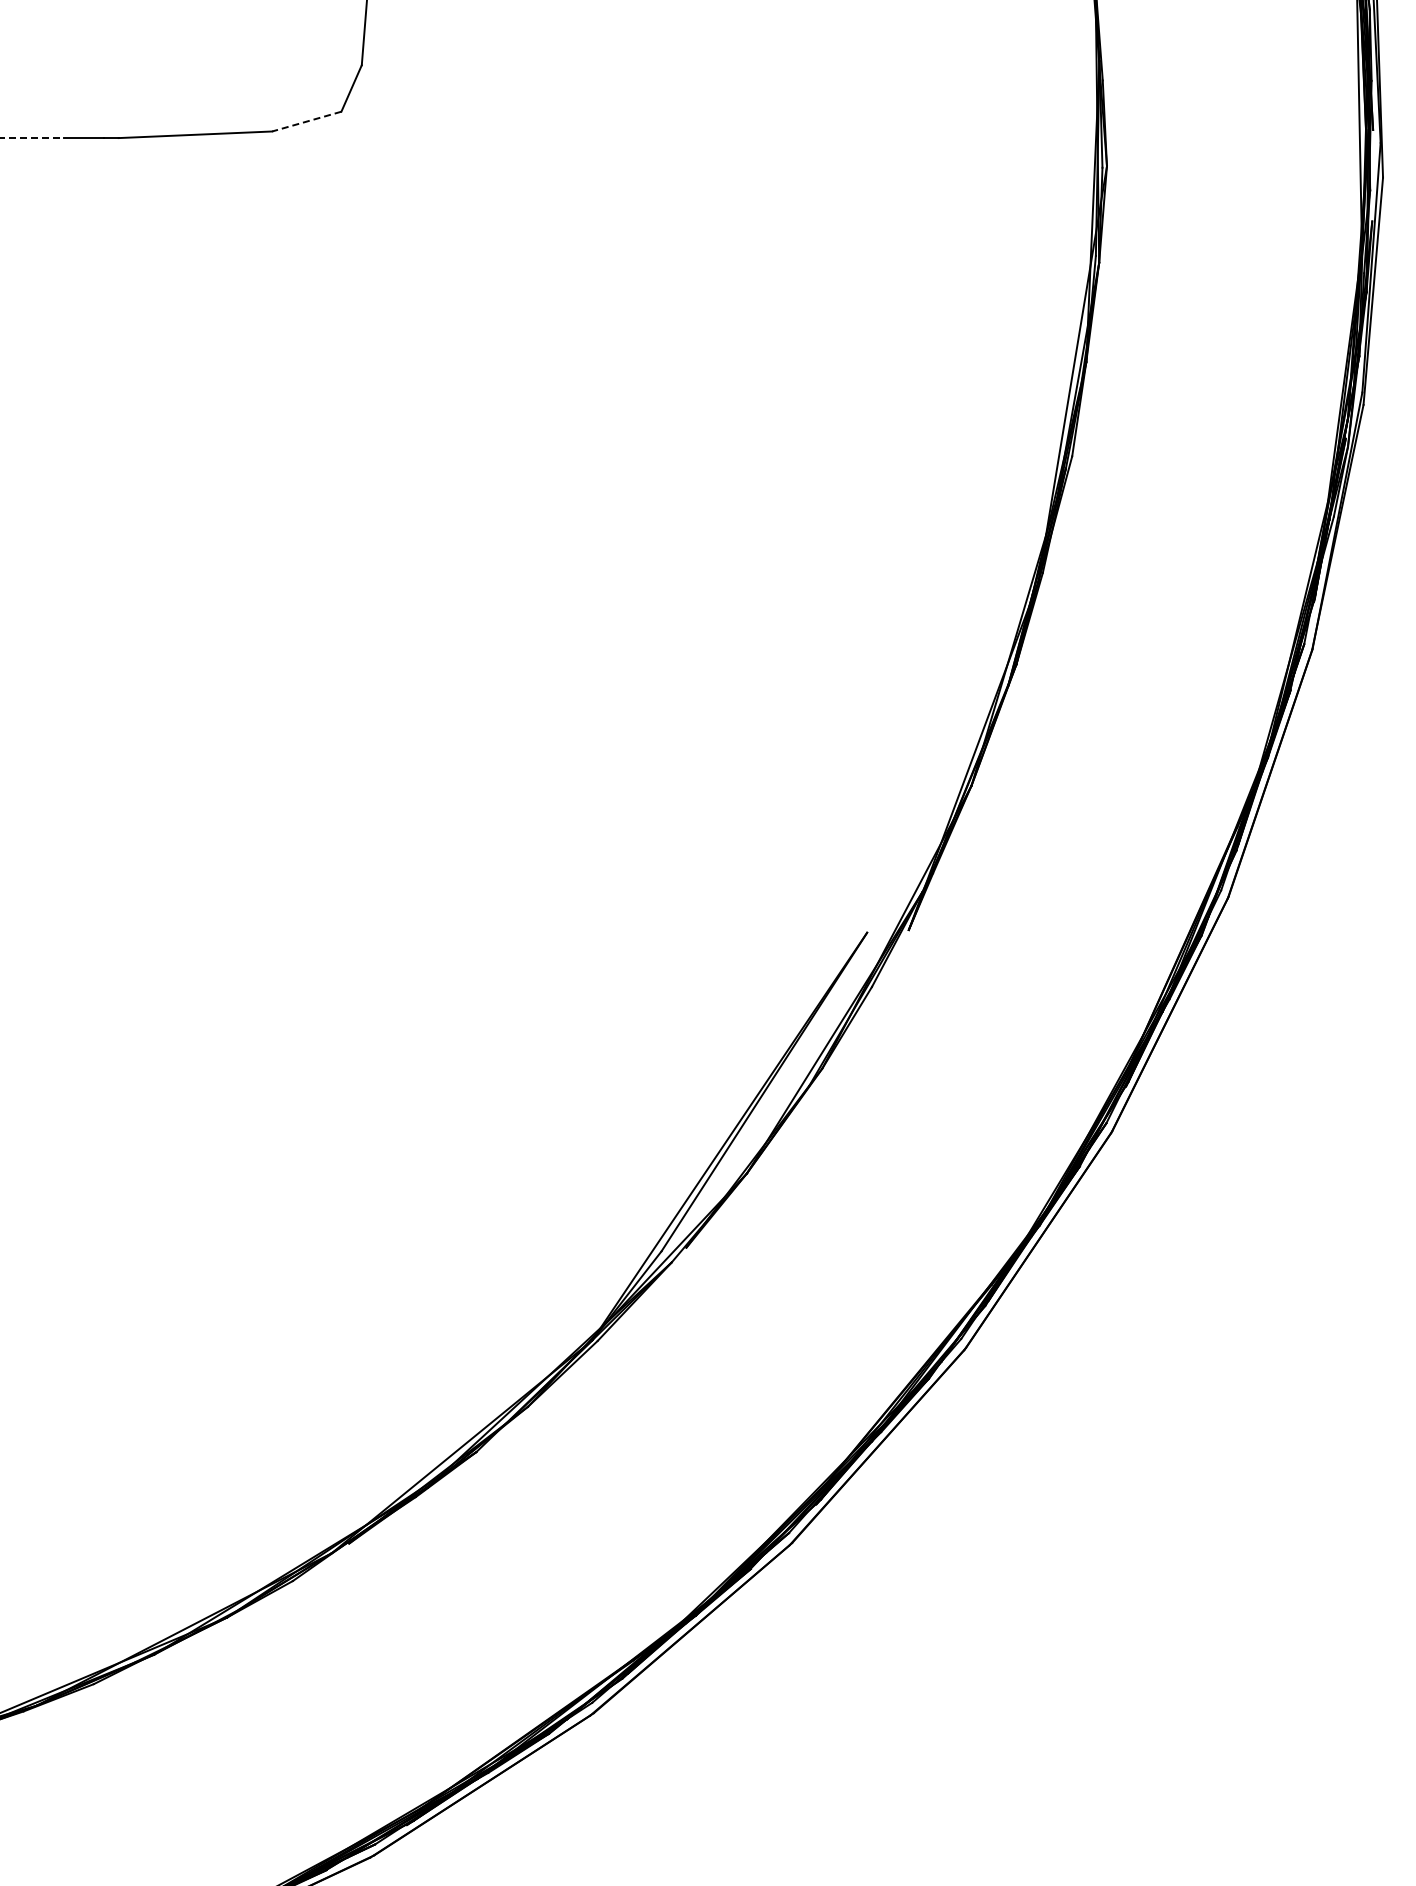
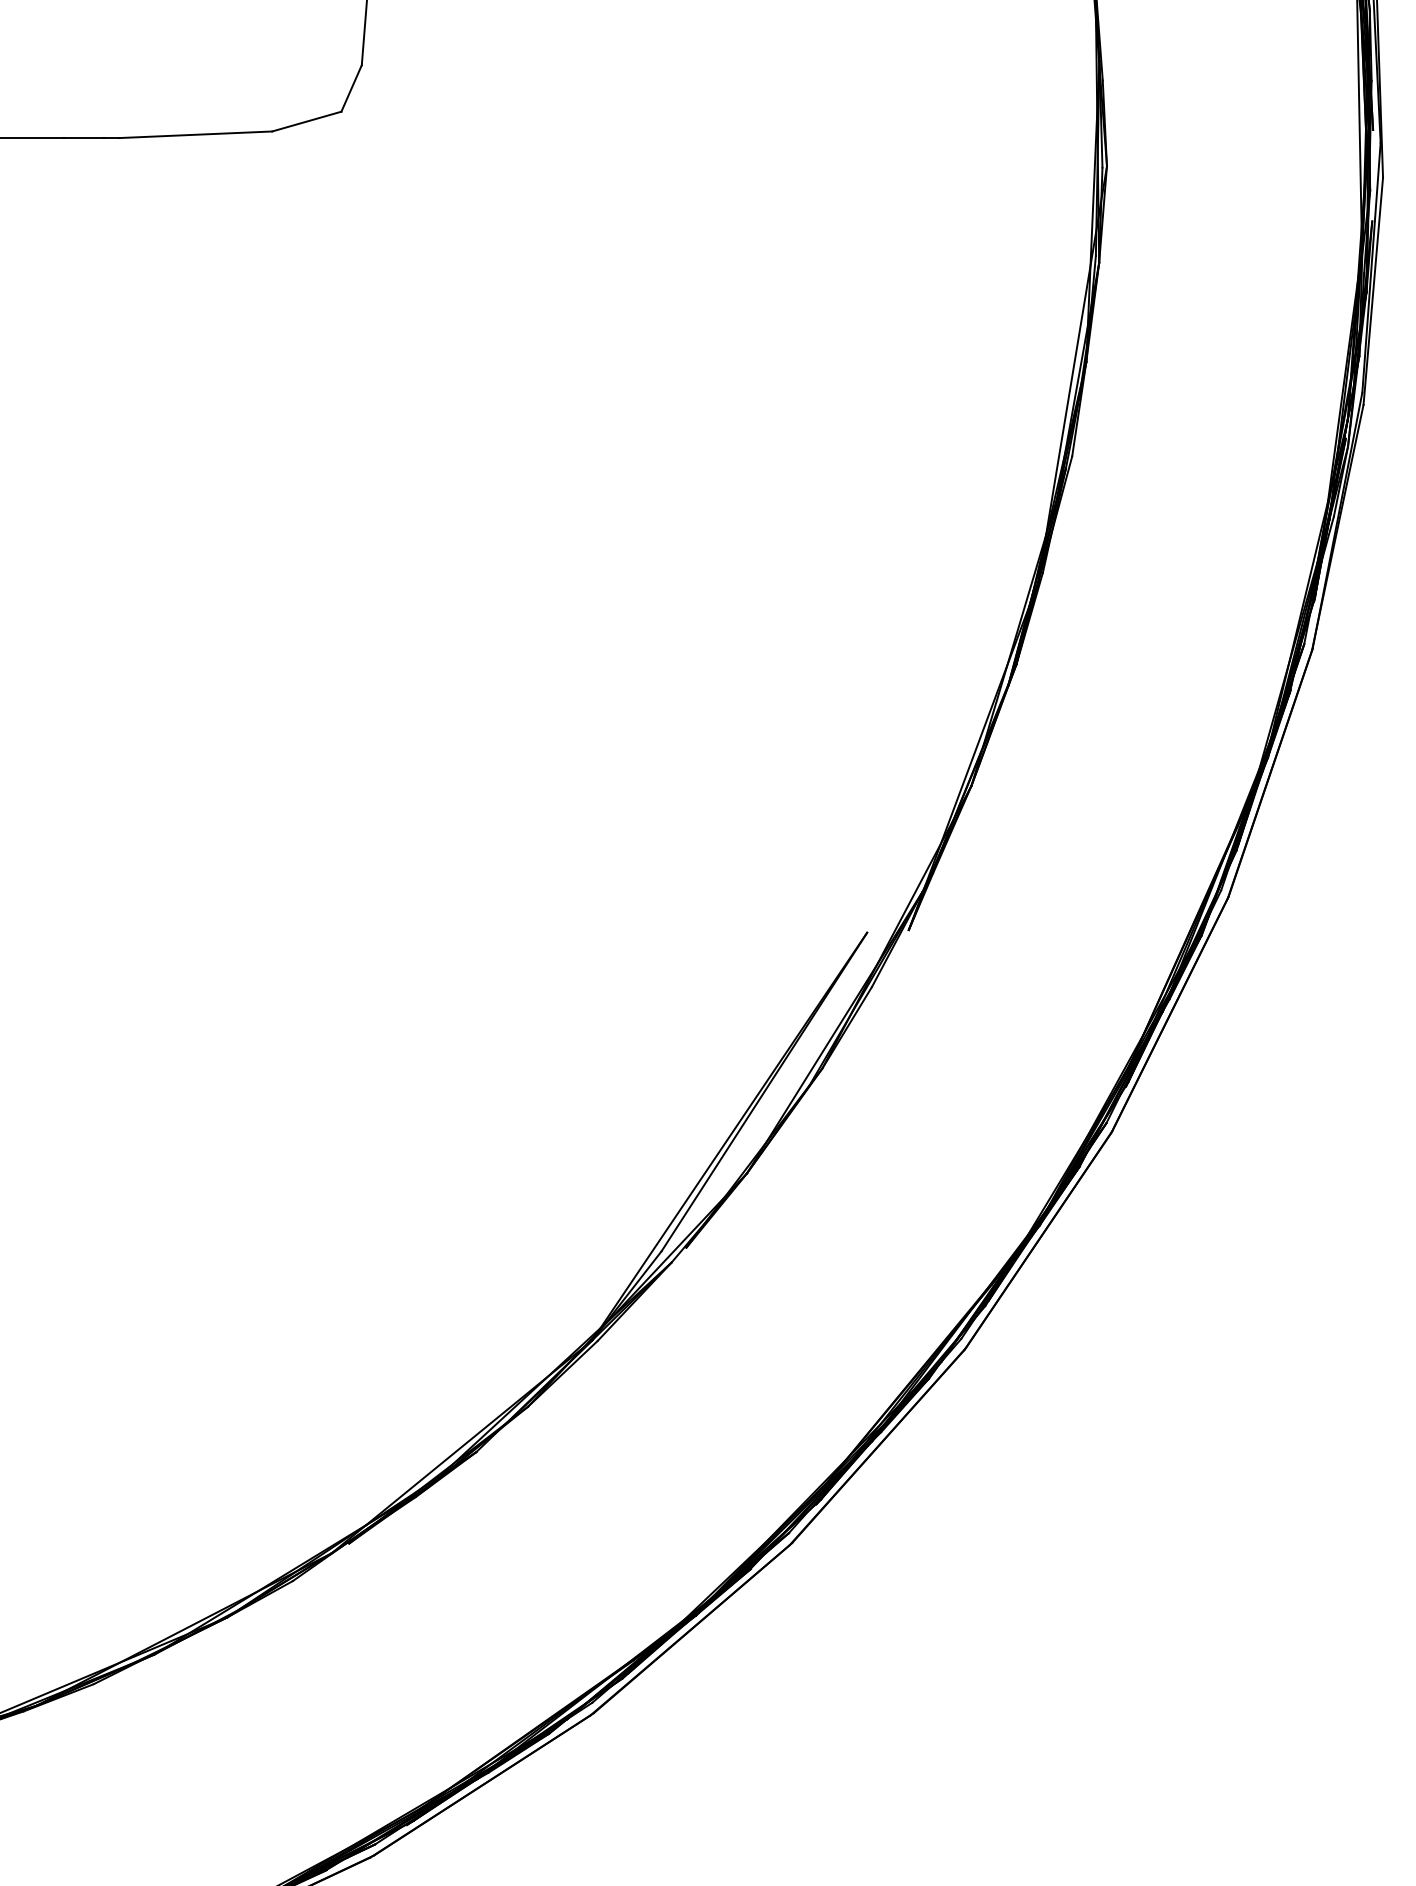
line: dashed -> solid (306, 121)
line: dashed -> solid (32, 138)
